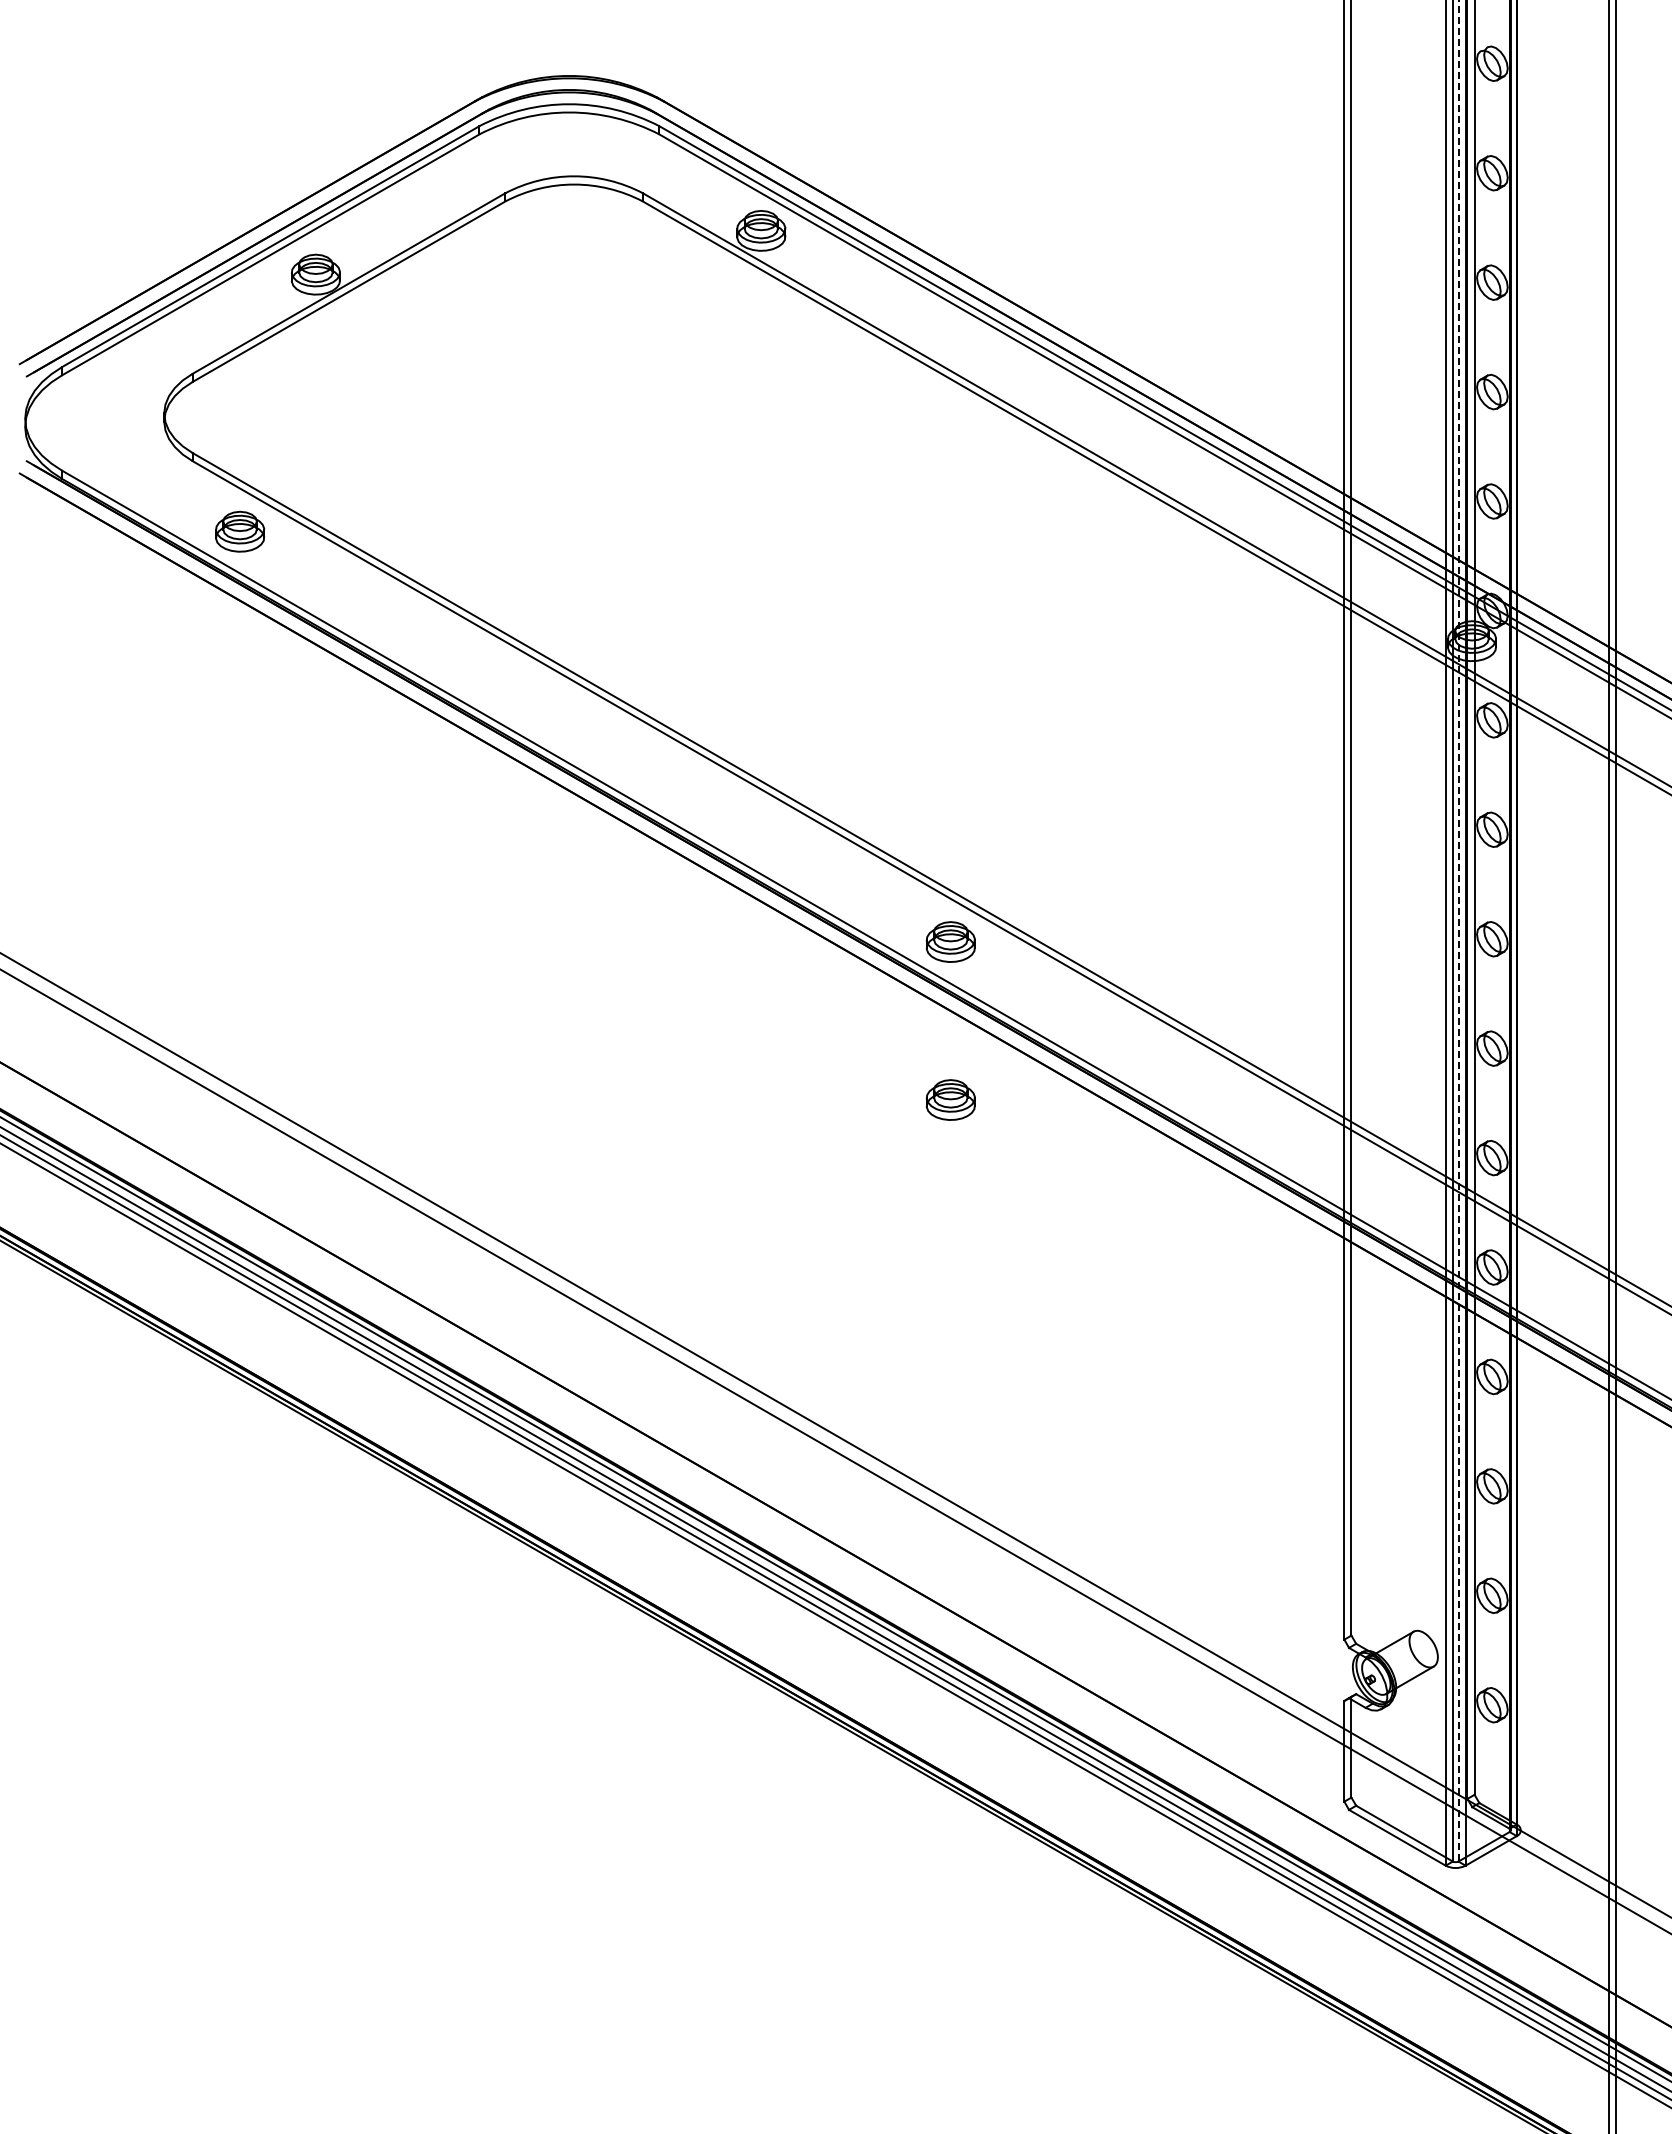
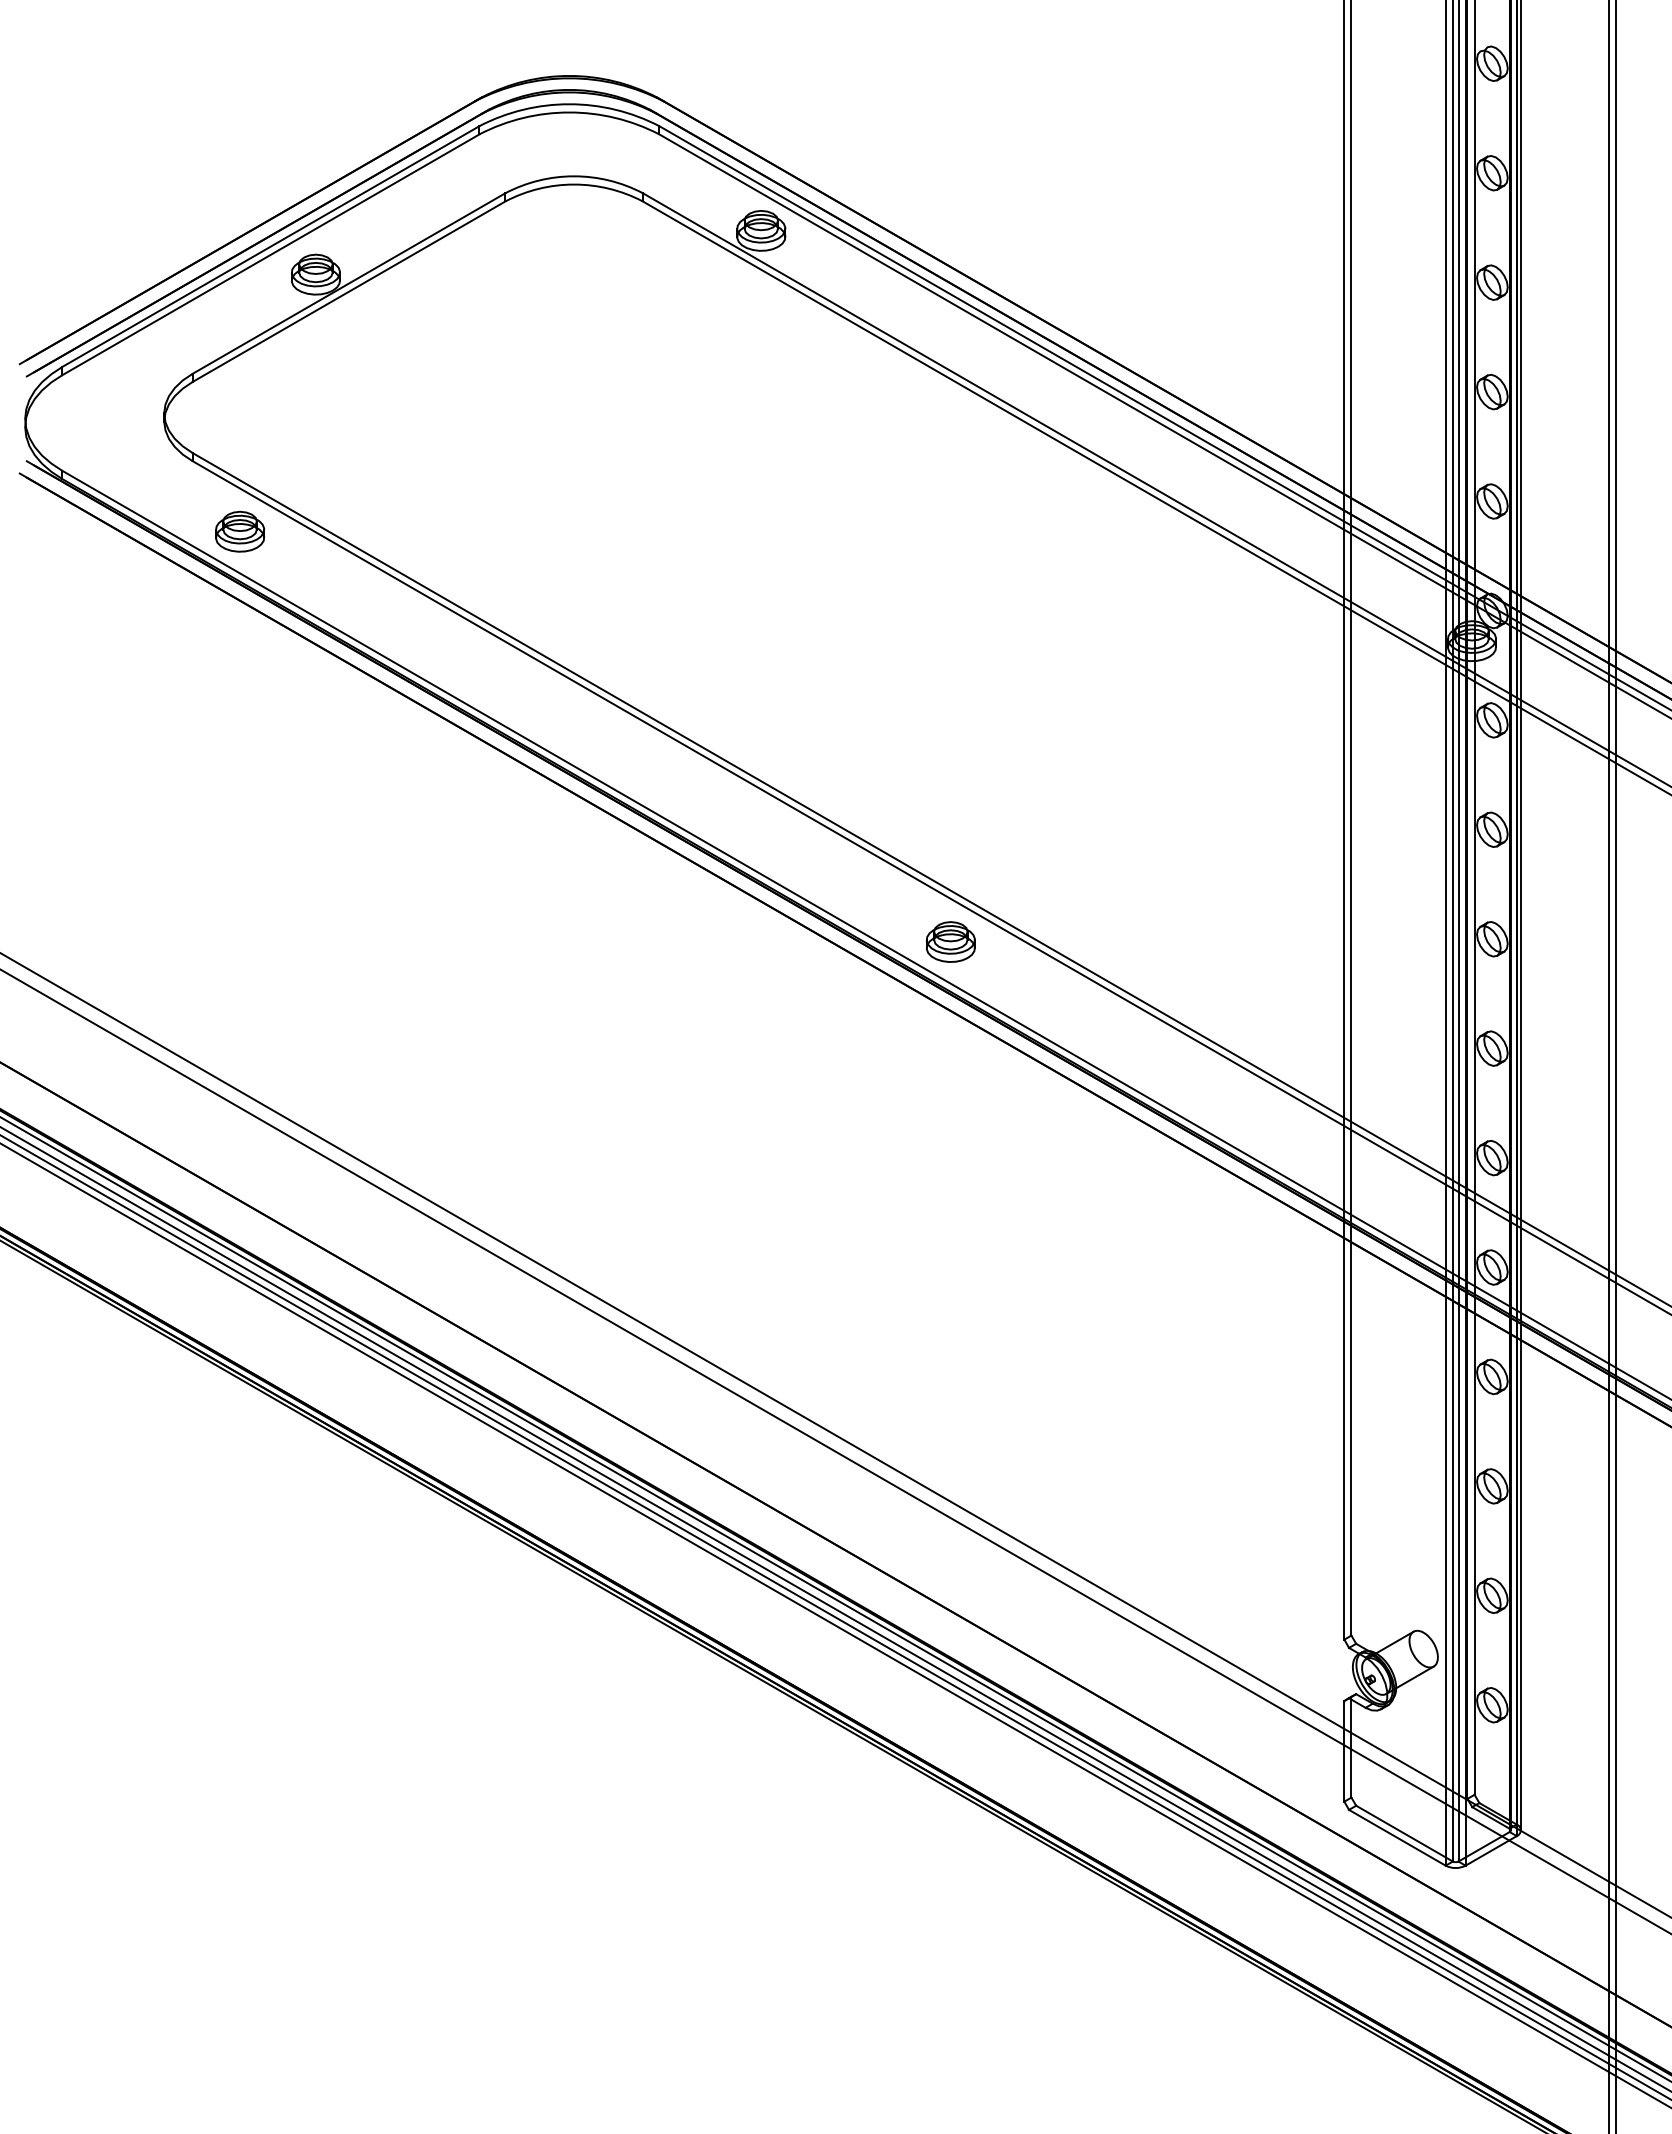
line: none -> present (1520, 916)
line: dashed -> solid (1458, 930)
part: present -> none (950, 1099)
